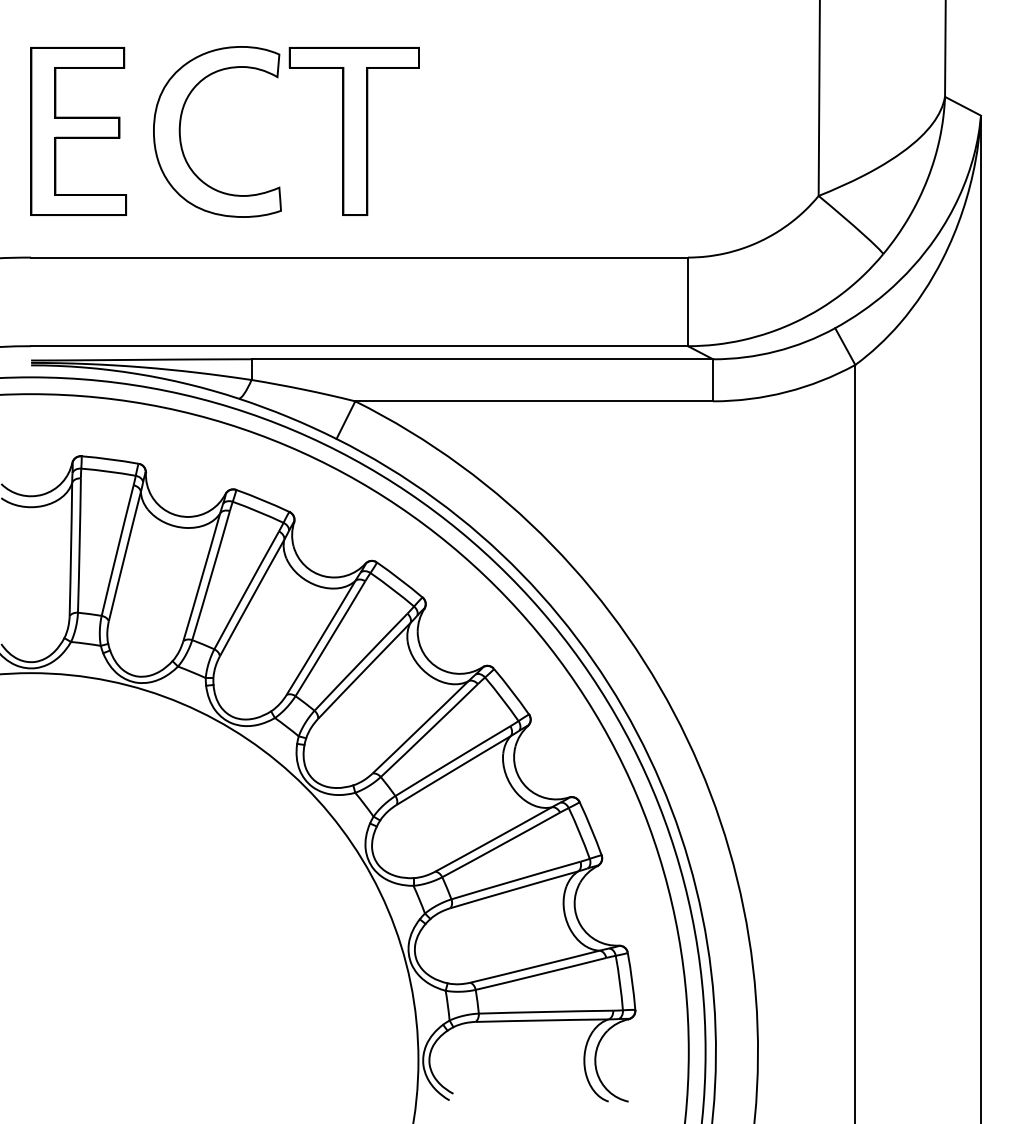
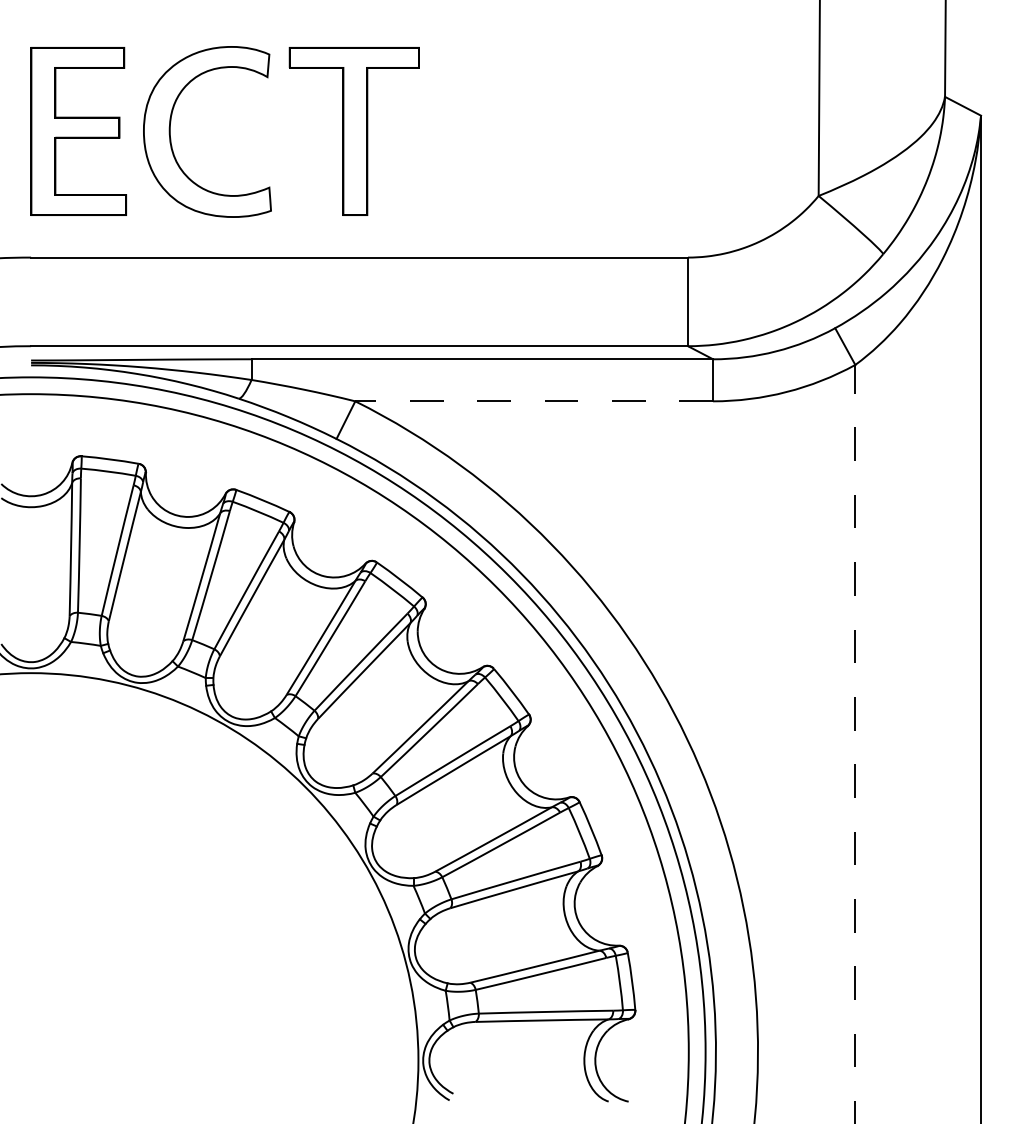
part position: (181, 138) -> (171, 138) (171, 138)
line: solid -> dashed (534, 401)
line: solid -> dashed (855, 743)
